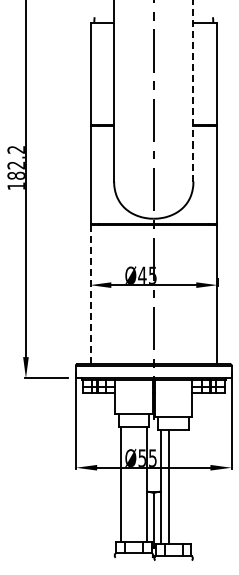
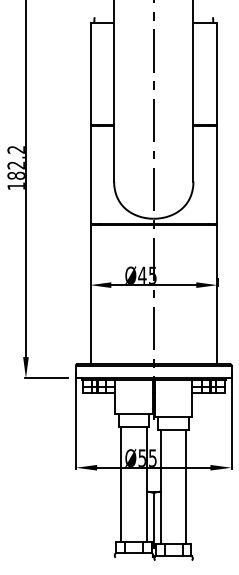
line: dashed -> solid (193, 90)
line: dashed -> solid (90, 294)
line position: (169, 486) -> (186, 486) (186, 486)
